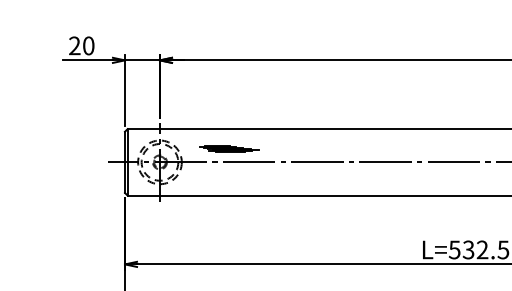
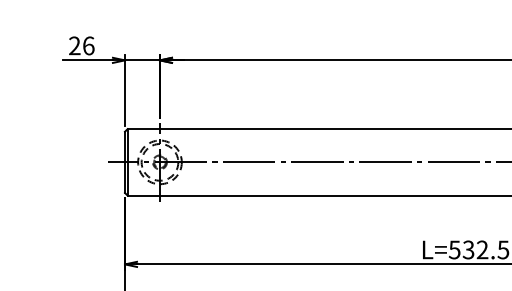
text: 20 -> 26 (88, 45)
part: present -> none (229, 148)
